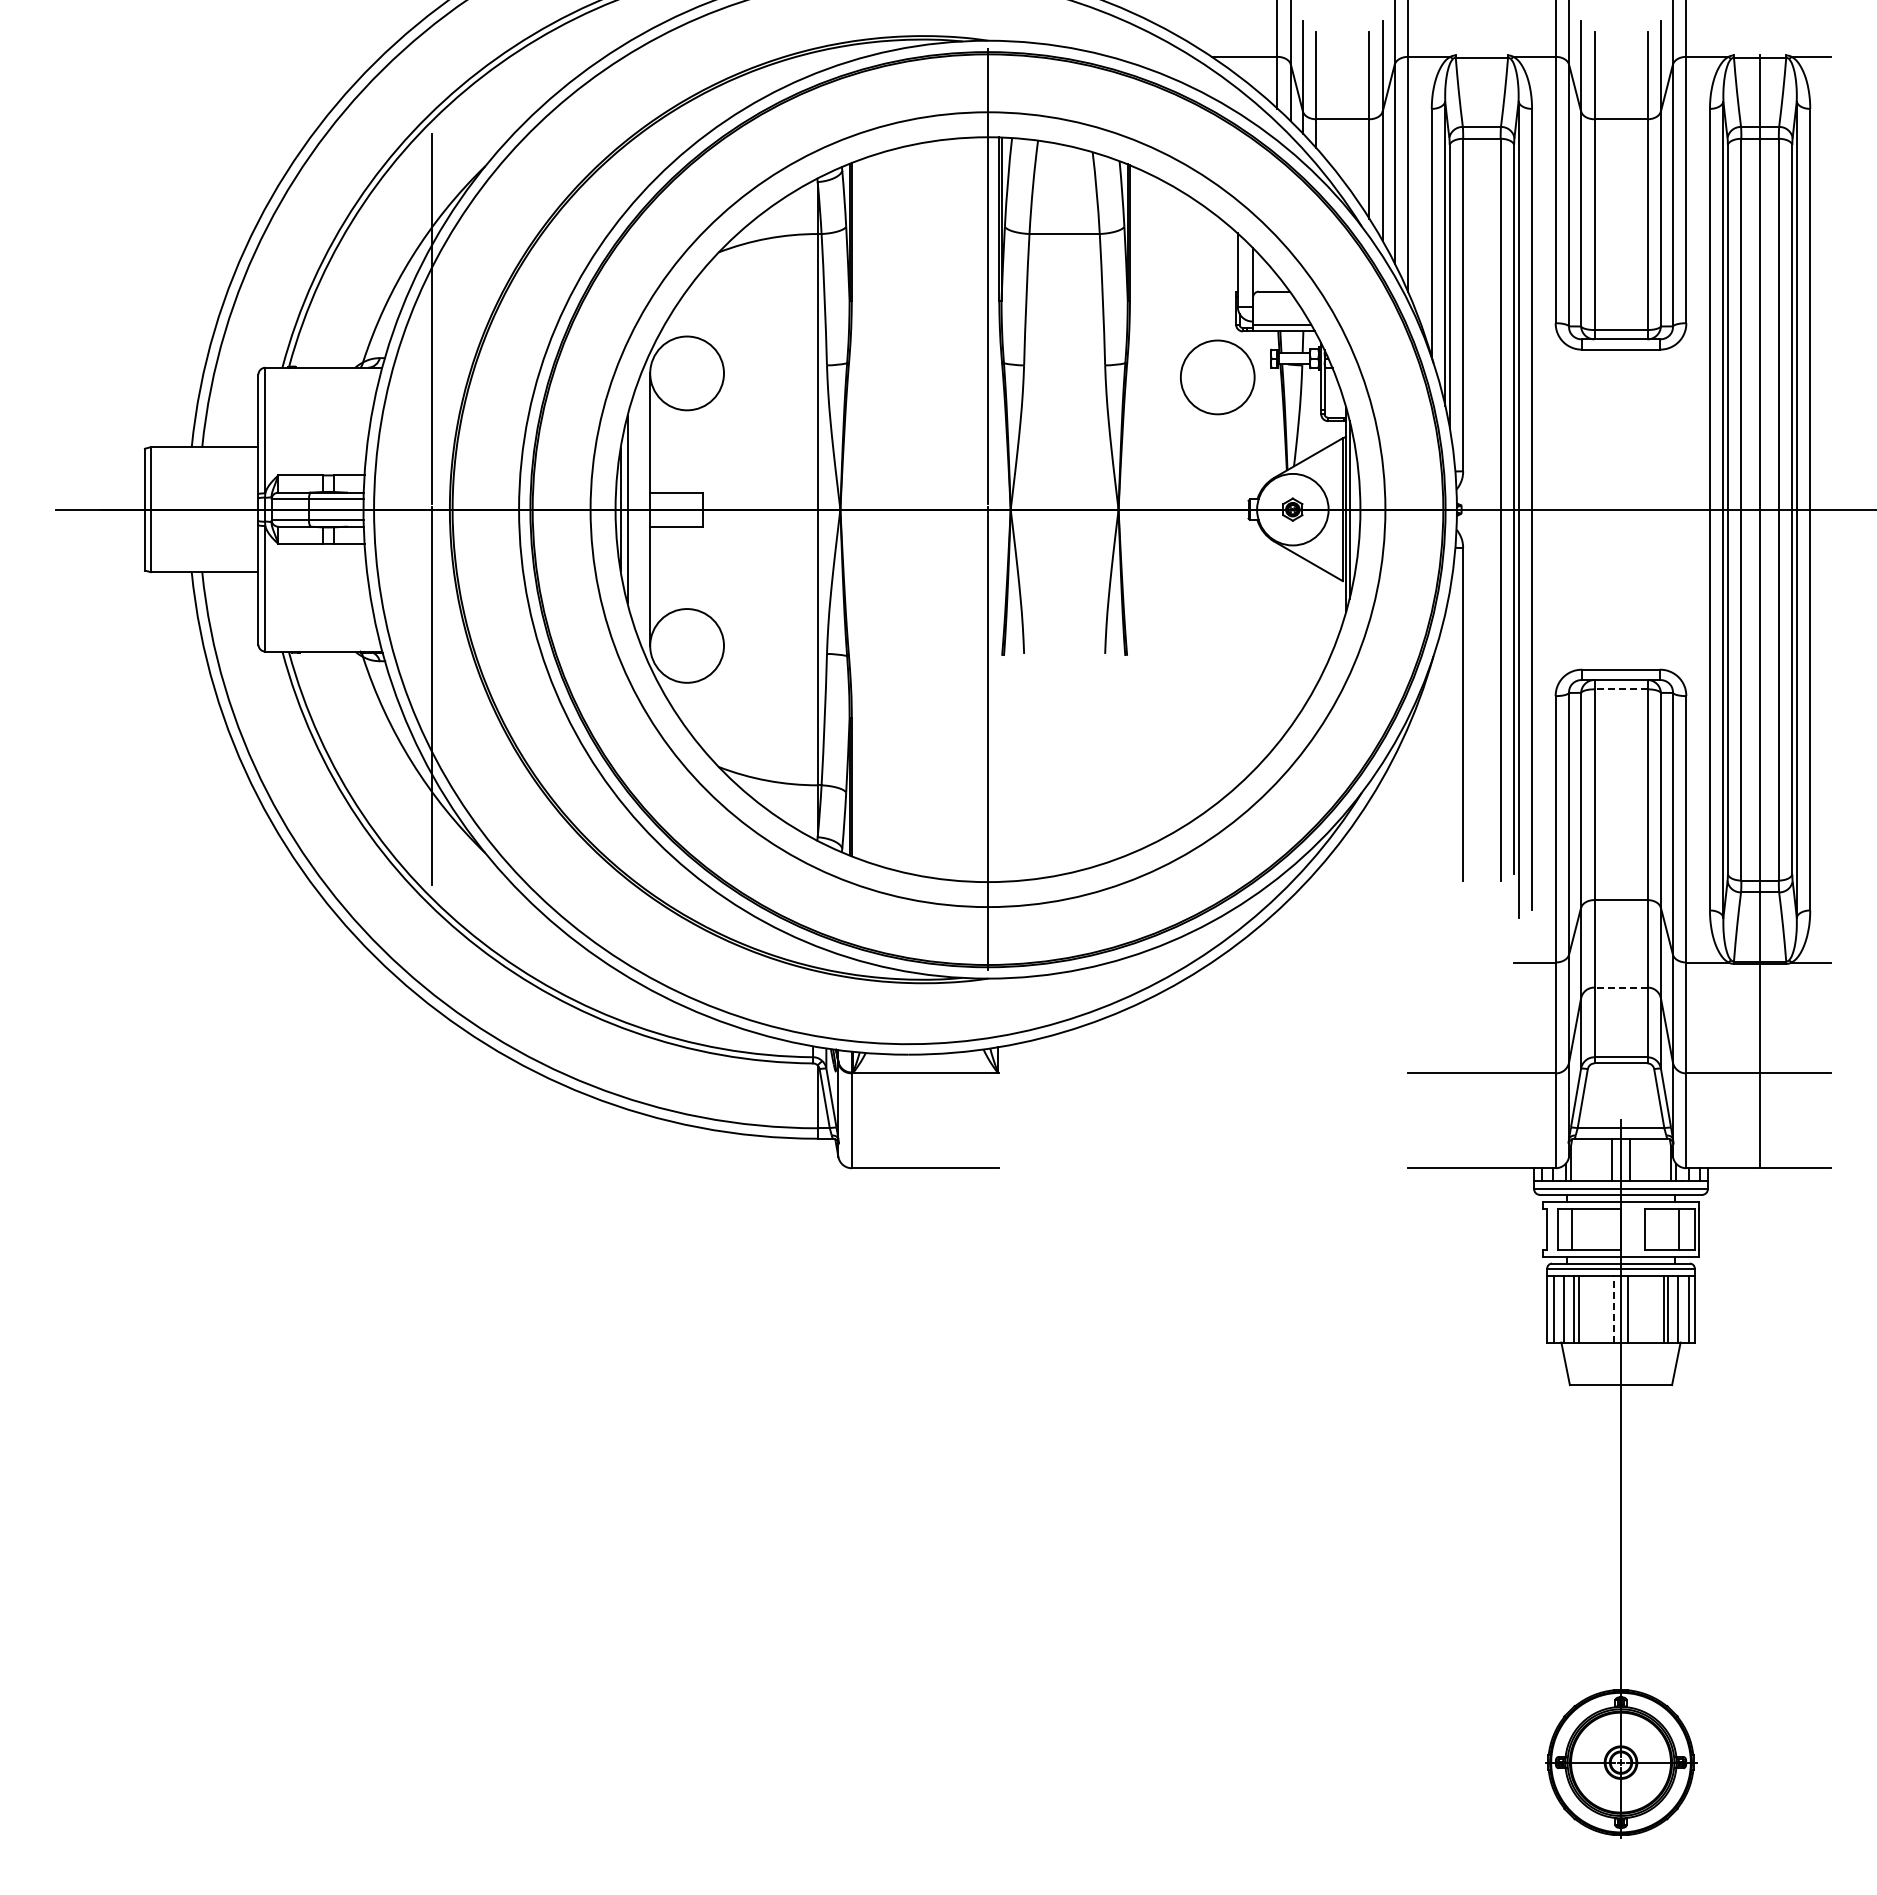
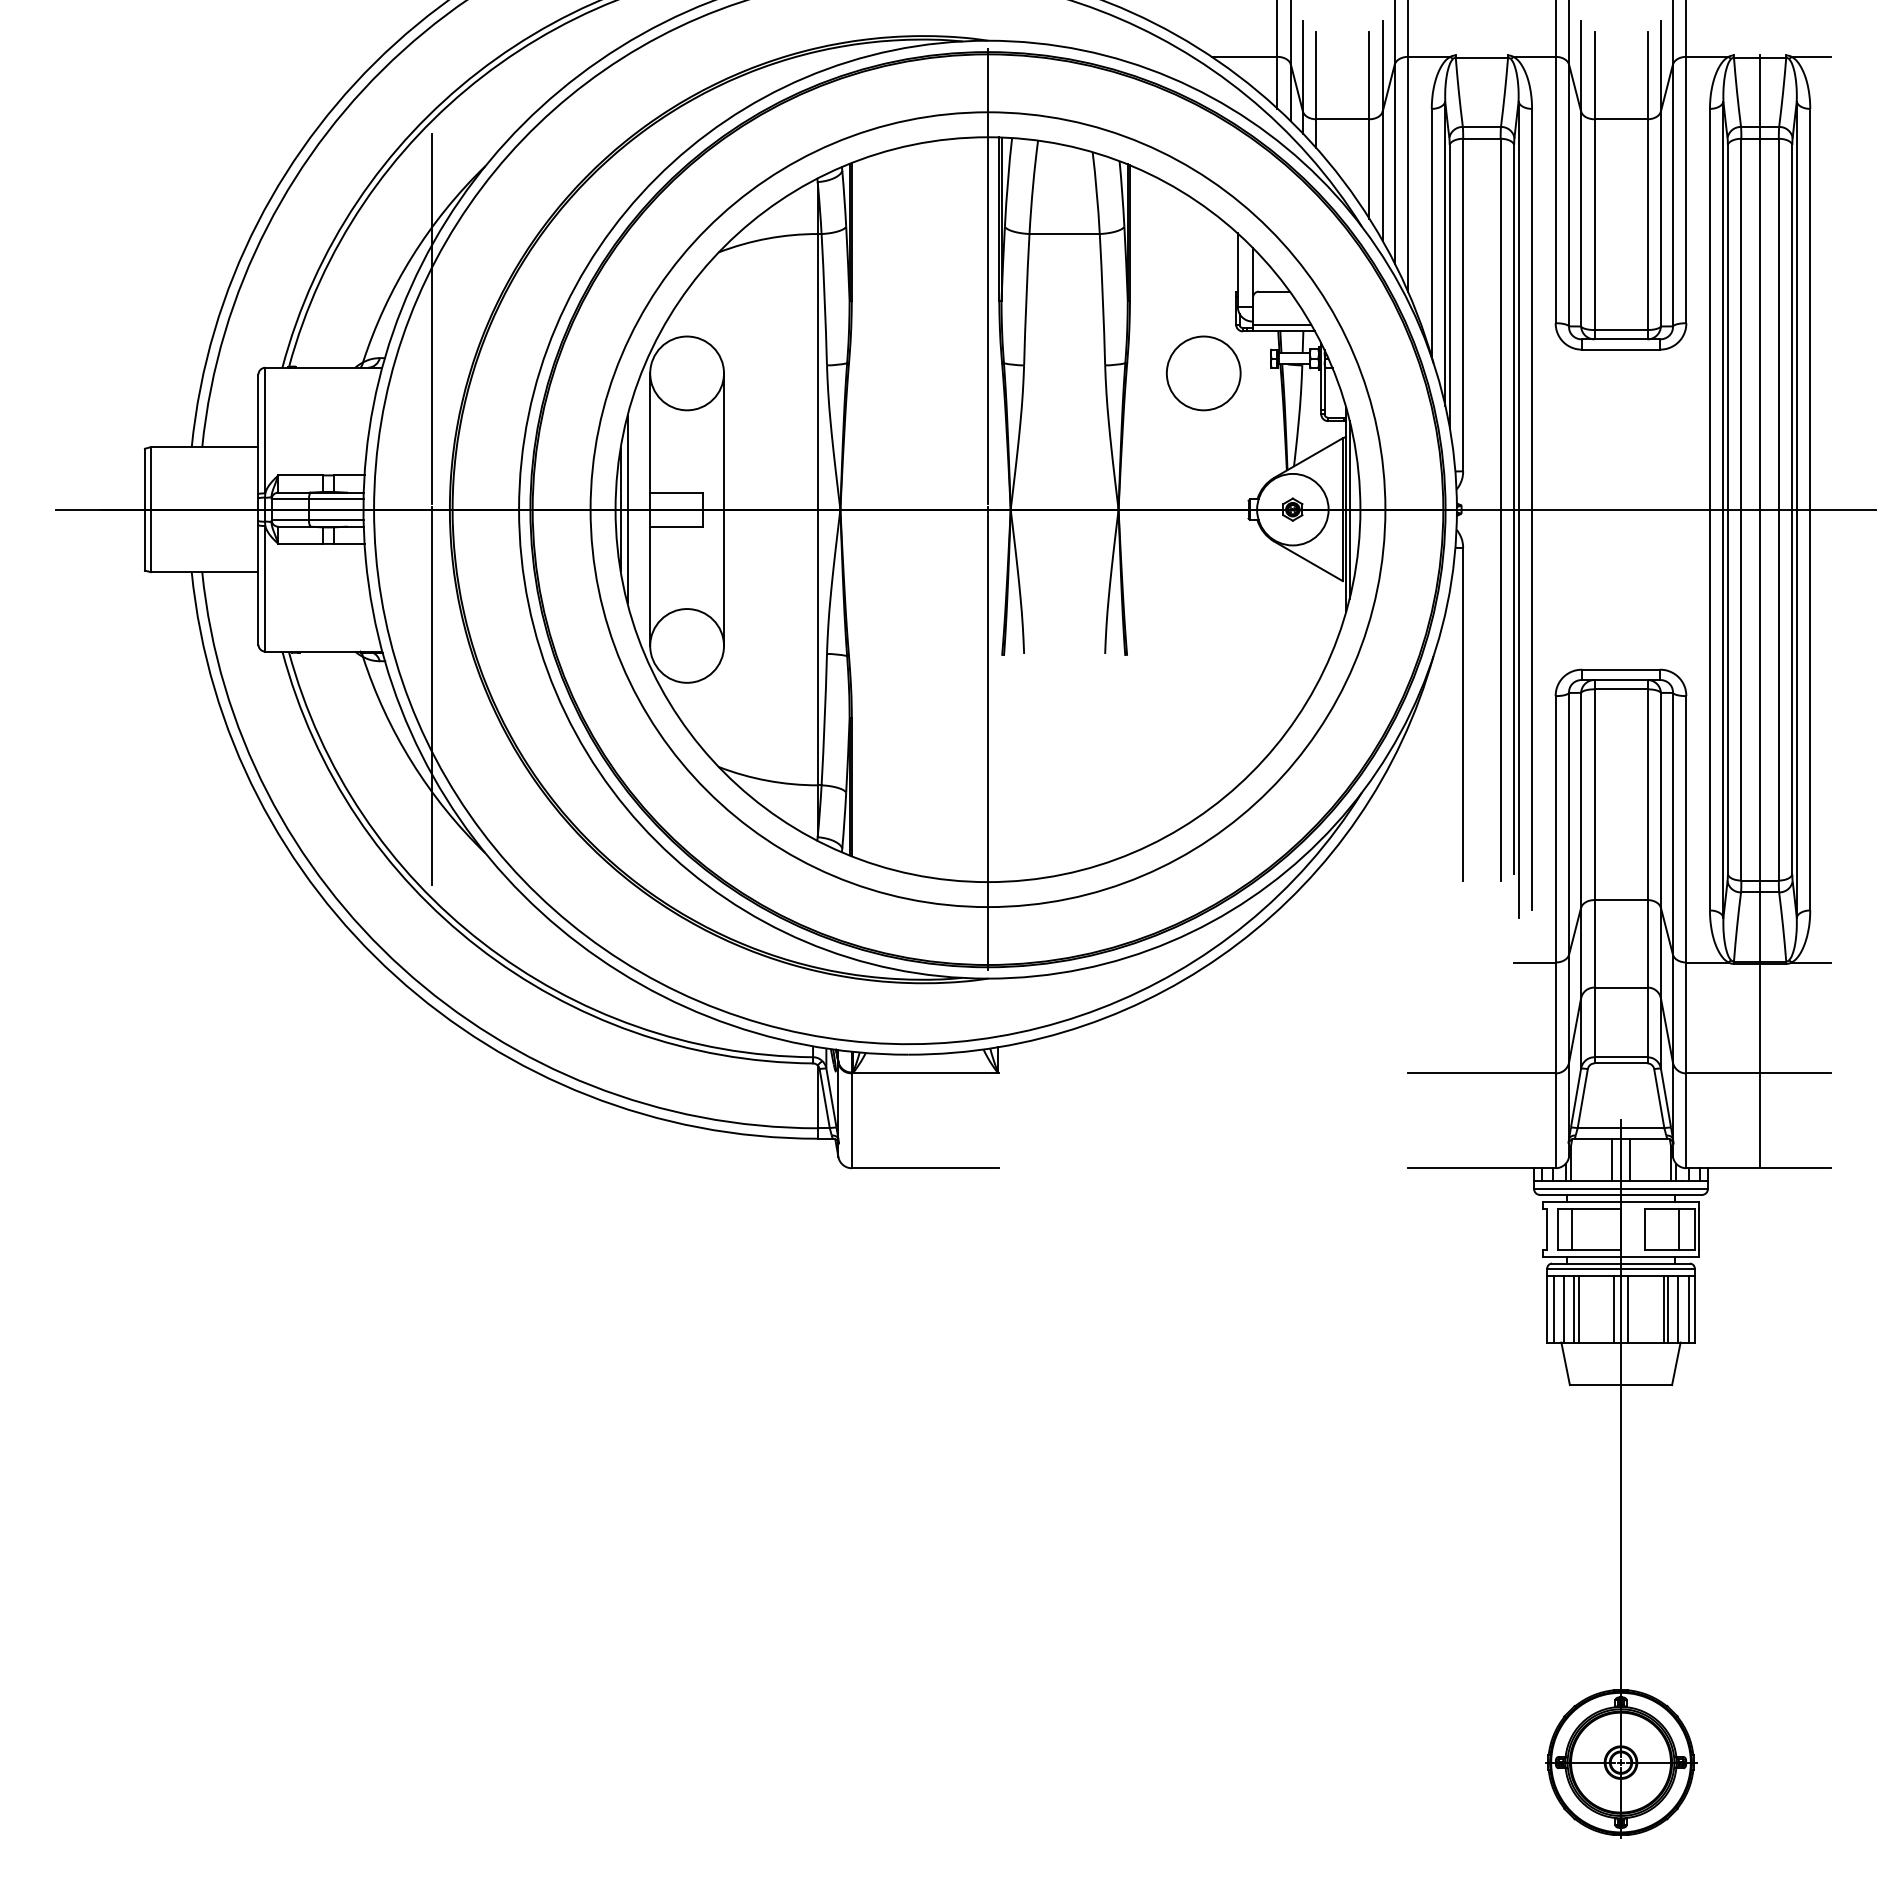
circle position: (1217, 377) -> (1203, 373) (1203, 373)
line: none -> present (724, 509)
line: dashed -> solid (1620, 689)
line: dashed -> solid (1620, 987)
line: dashed -> solid (1613, 1308)
